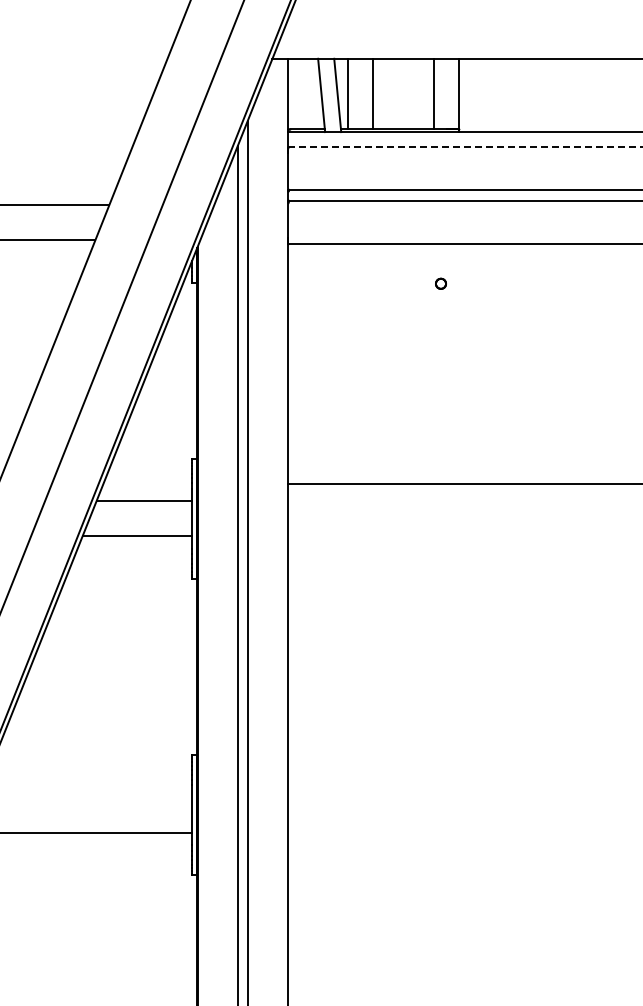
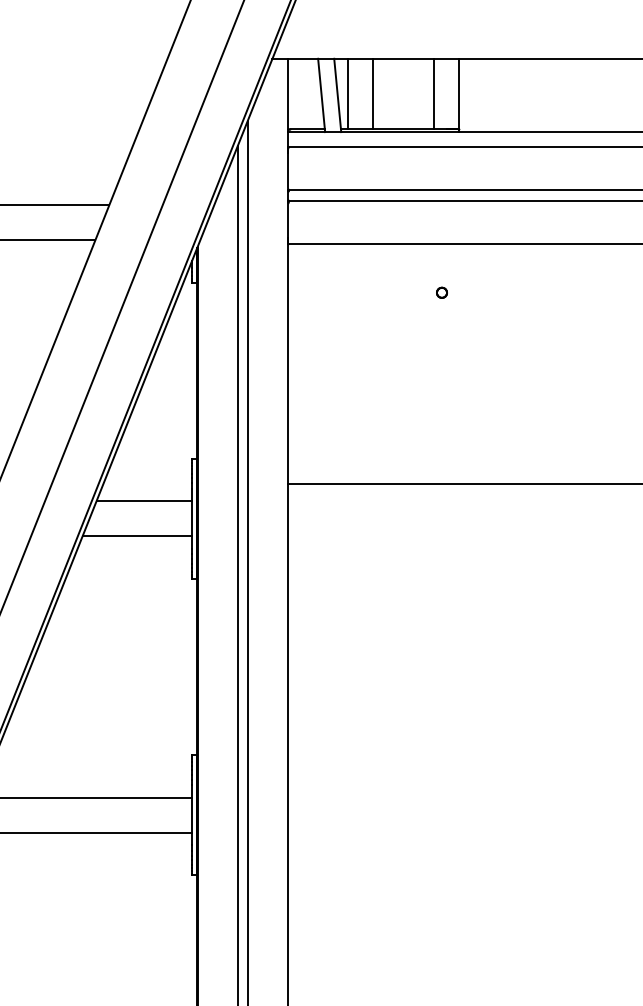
line: dashed -> solid (465, 147)
part position: (440, 283) -> (441, 292) (441, 292)
line: none -> present (97, 797)
